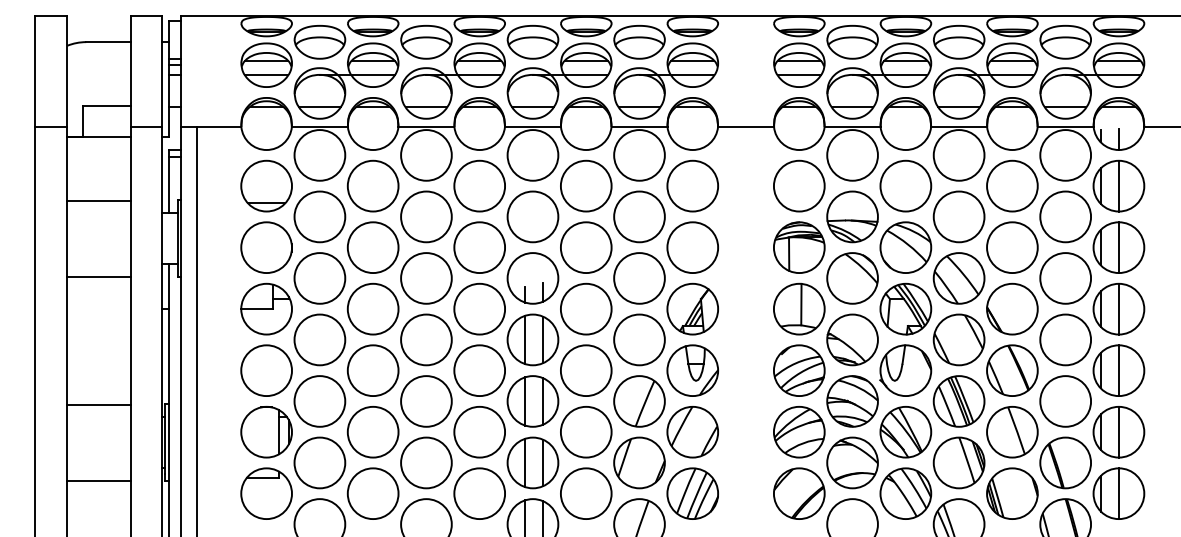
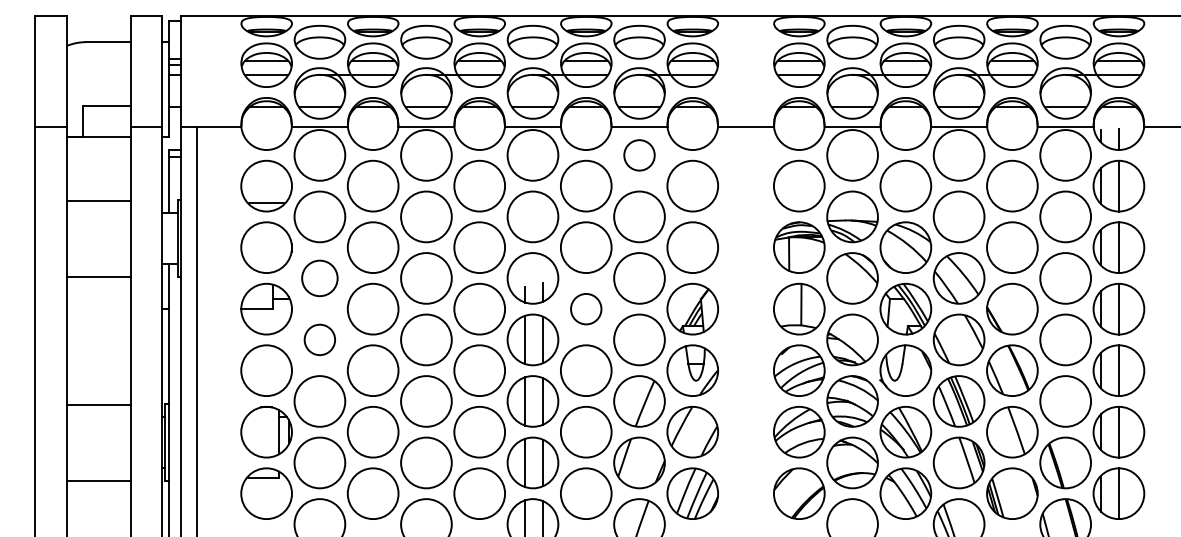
circle diameter: 51 px -> 30 px (639, 155)
circle diameter: 51 px -> 36 px (319, 278)
circle diameter: 51 px -> 30 px (586, 308)
circle diameter: 51 px -> 30 px (319, 339)
